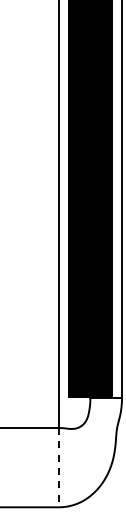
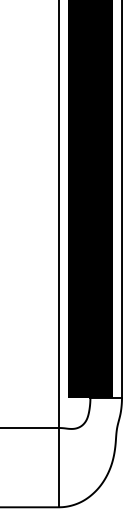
line: dashed -> solid (58, 467)
